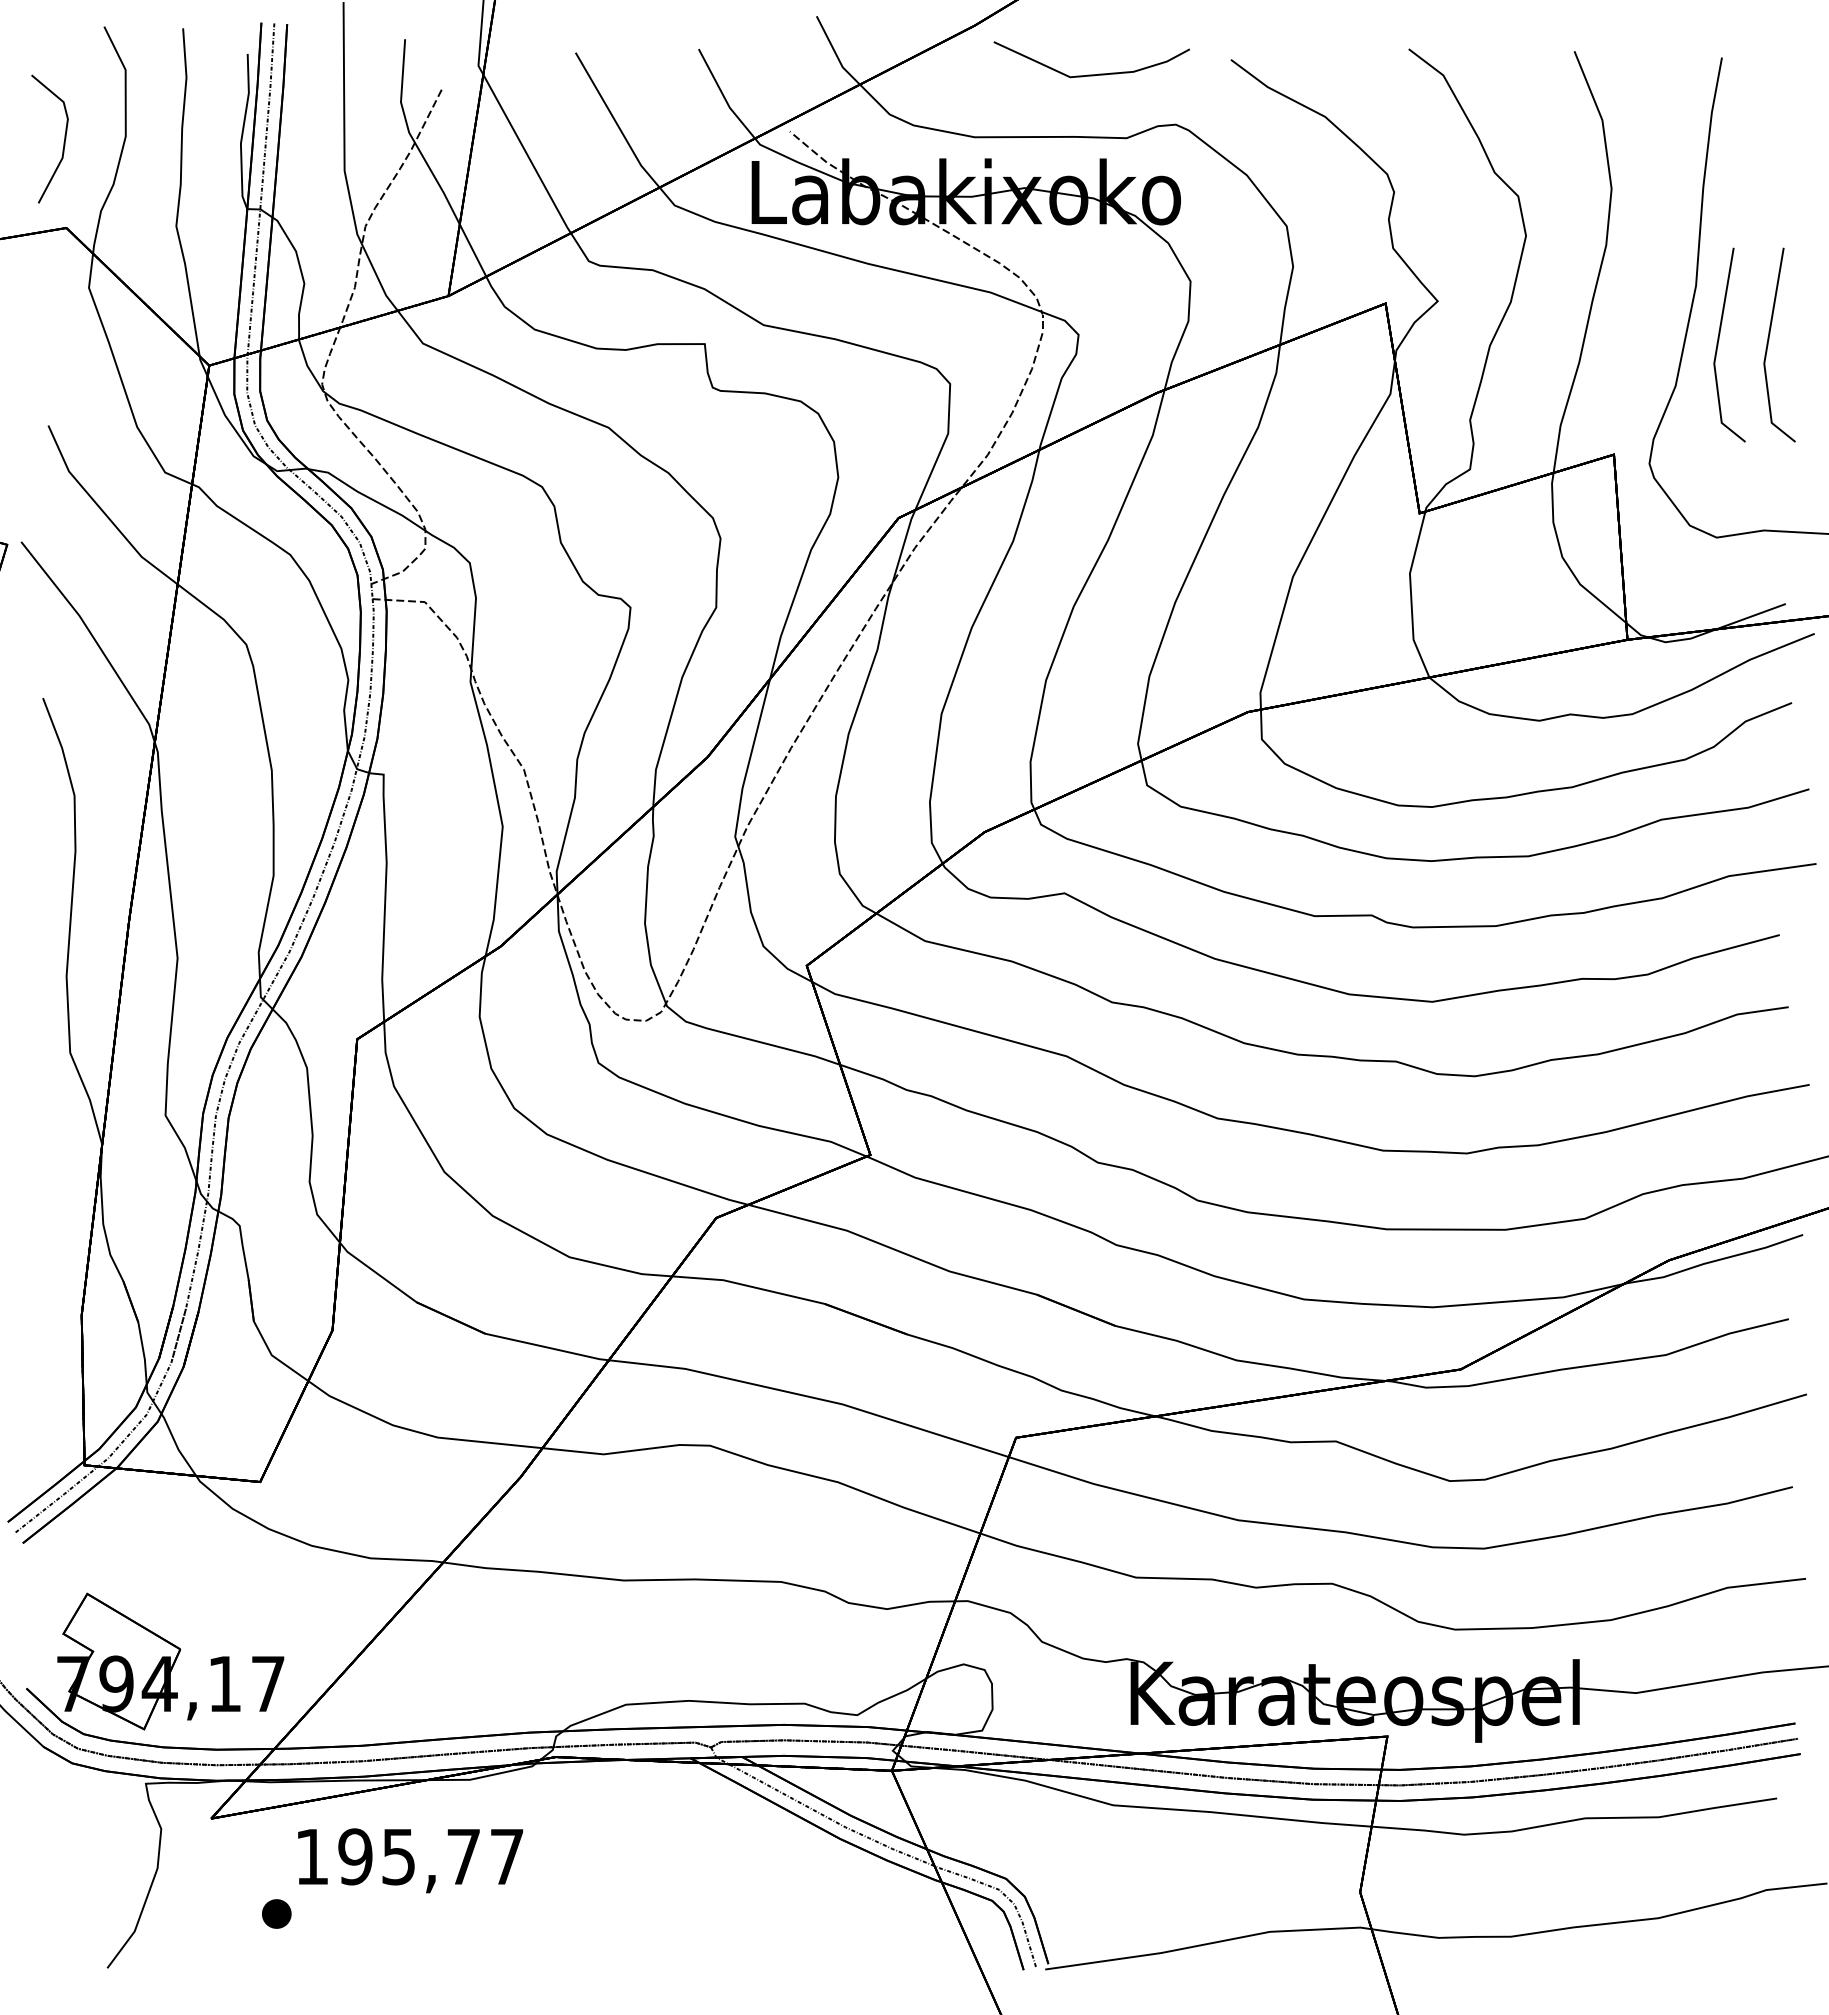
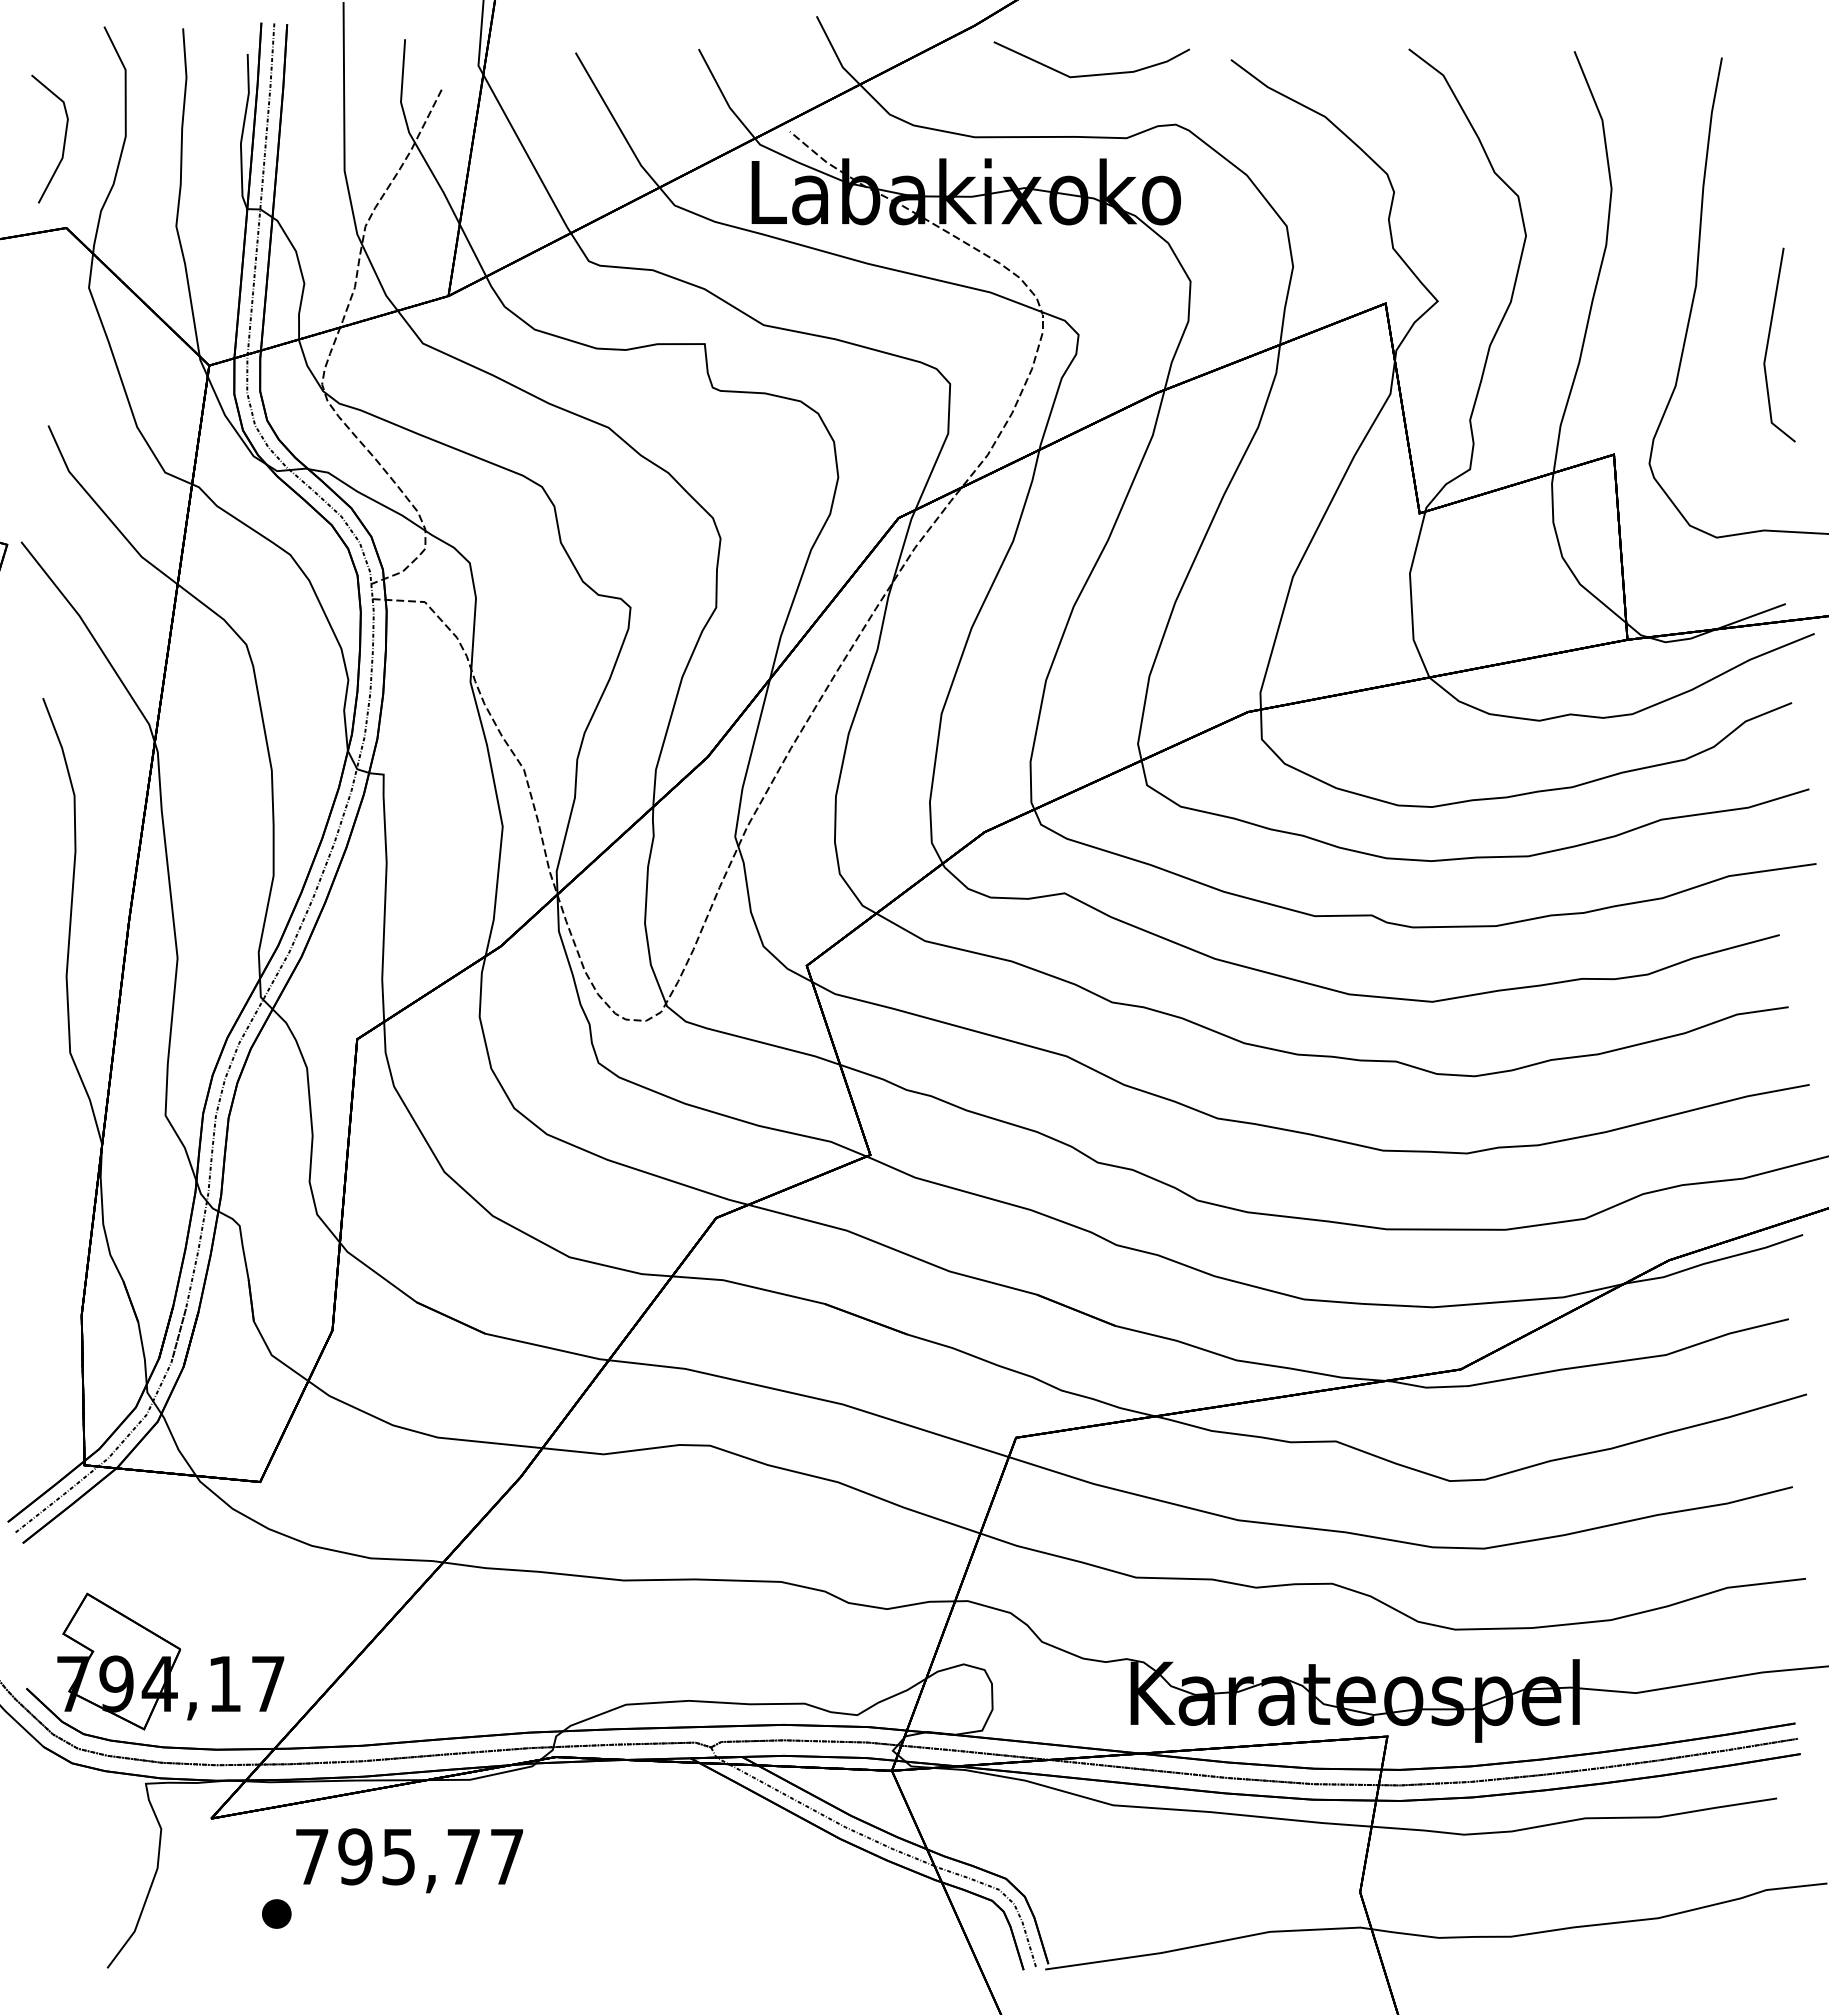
line: present -> none (1719, 340)
text: 195,77 -> 795,77 (312, 1856)
